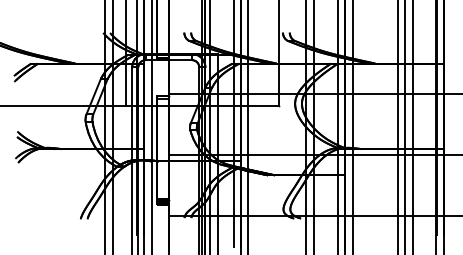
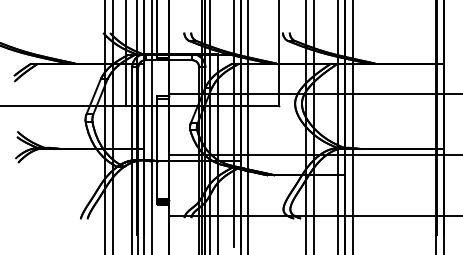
line: present -> none (398, 126)
line: present -> none (404, 126)
line: present -> none (412, 126)
